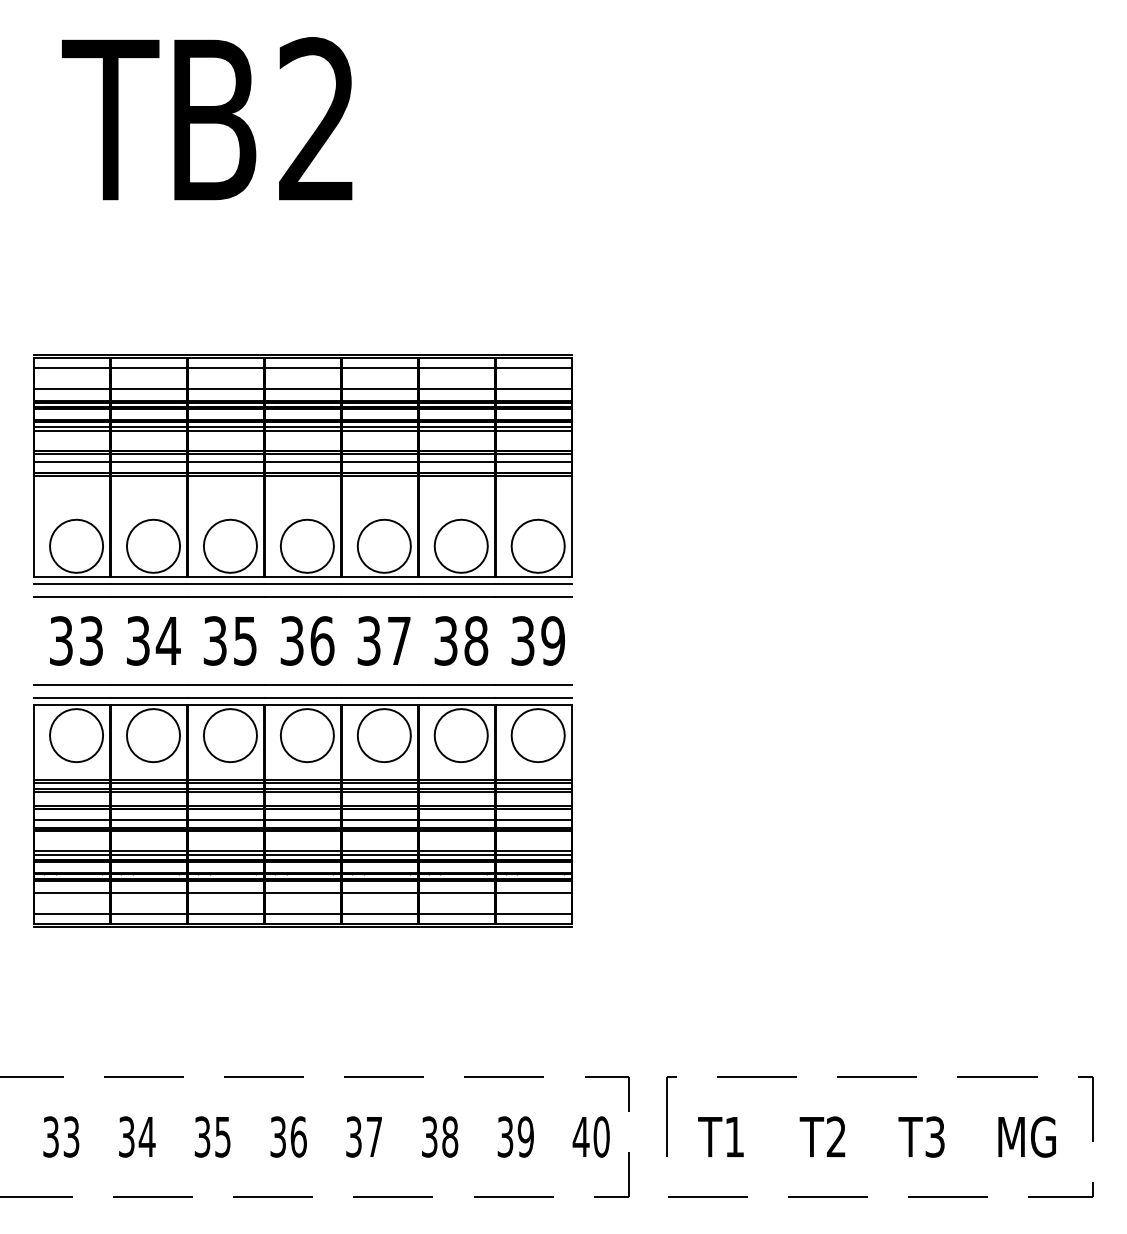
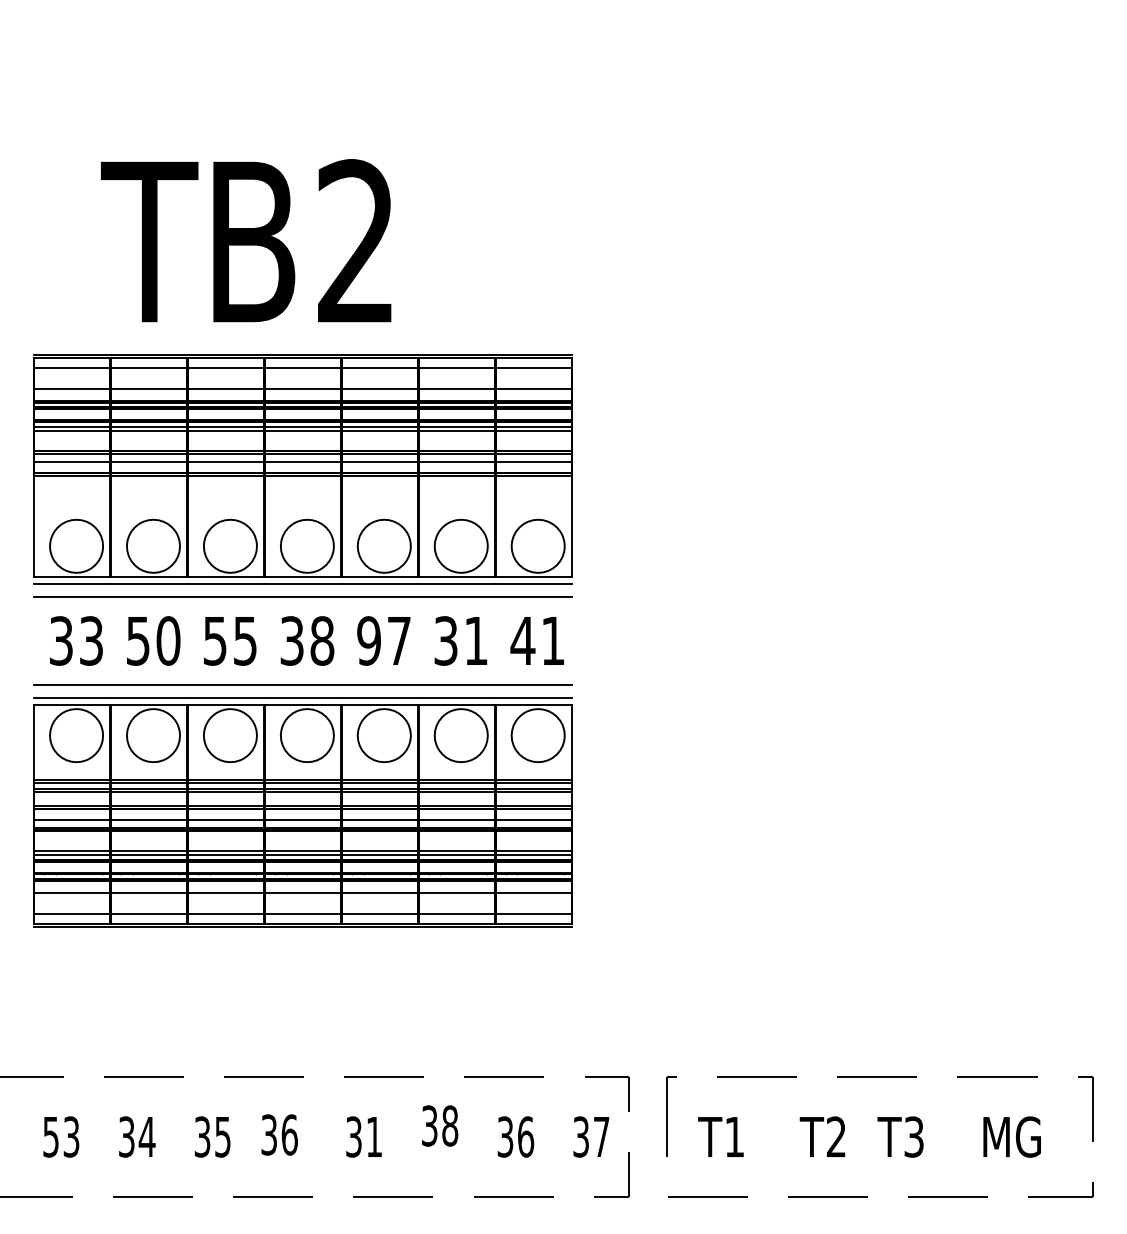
text position: (207, 118) -> (246, 240) (246, 240)
text: 34 -> 50 (153, 640)
text: 35 -> 55 (215, 640)
text: 36 -> 38 (322, 640)
text: 37 -> 97 (368, 640)
text: 38 -> 31 (476, 640)
text: 39 -> 41 (537, 640)
text: 33 -> 53 (50, 1136)
text position: (288, 1136) -> (279, 1134) (279, 1134)
text: 37 -> 31 (374, 1136)
text position: (440, 1136) -> (440, 1125) (440, 1125)
text: 39 -> 36 (525, 1136)
text: 40 -> 37 (590, 1136)
text position: (921, 1136) -> (900, 1136) (900, 1136)
text position: (1026, 1136) -> (1011, 1136) (1011, 1136)
